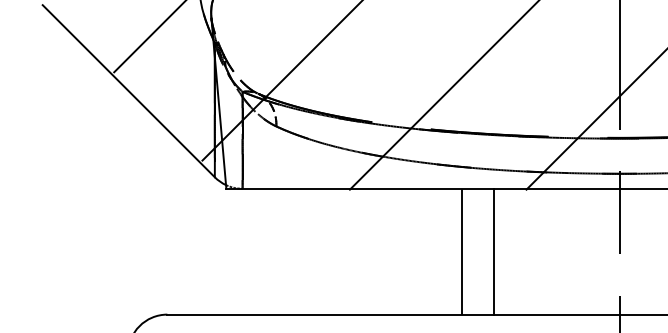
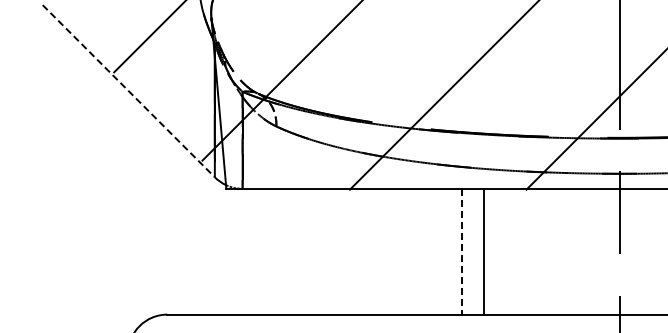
line: solid -> dashed (128, 91)
line: solid -> dashed (462, 251)
line position: (493, 251) -> (483, 251) (483, 251)
